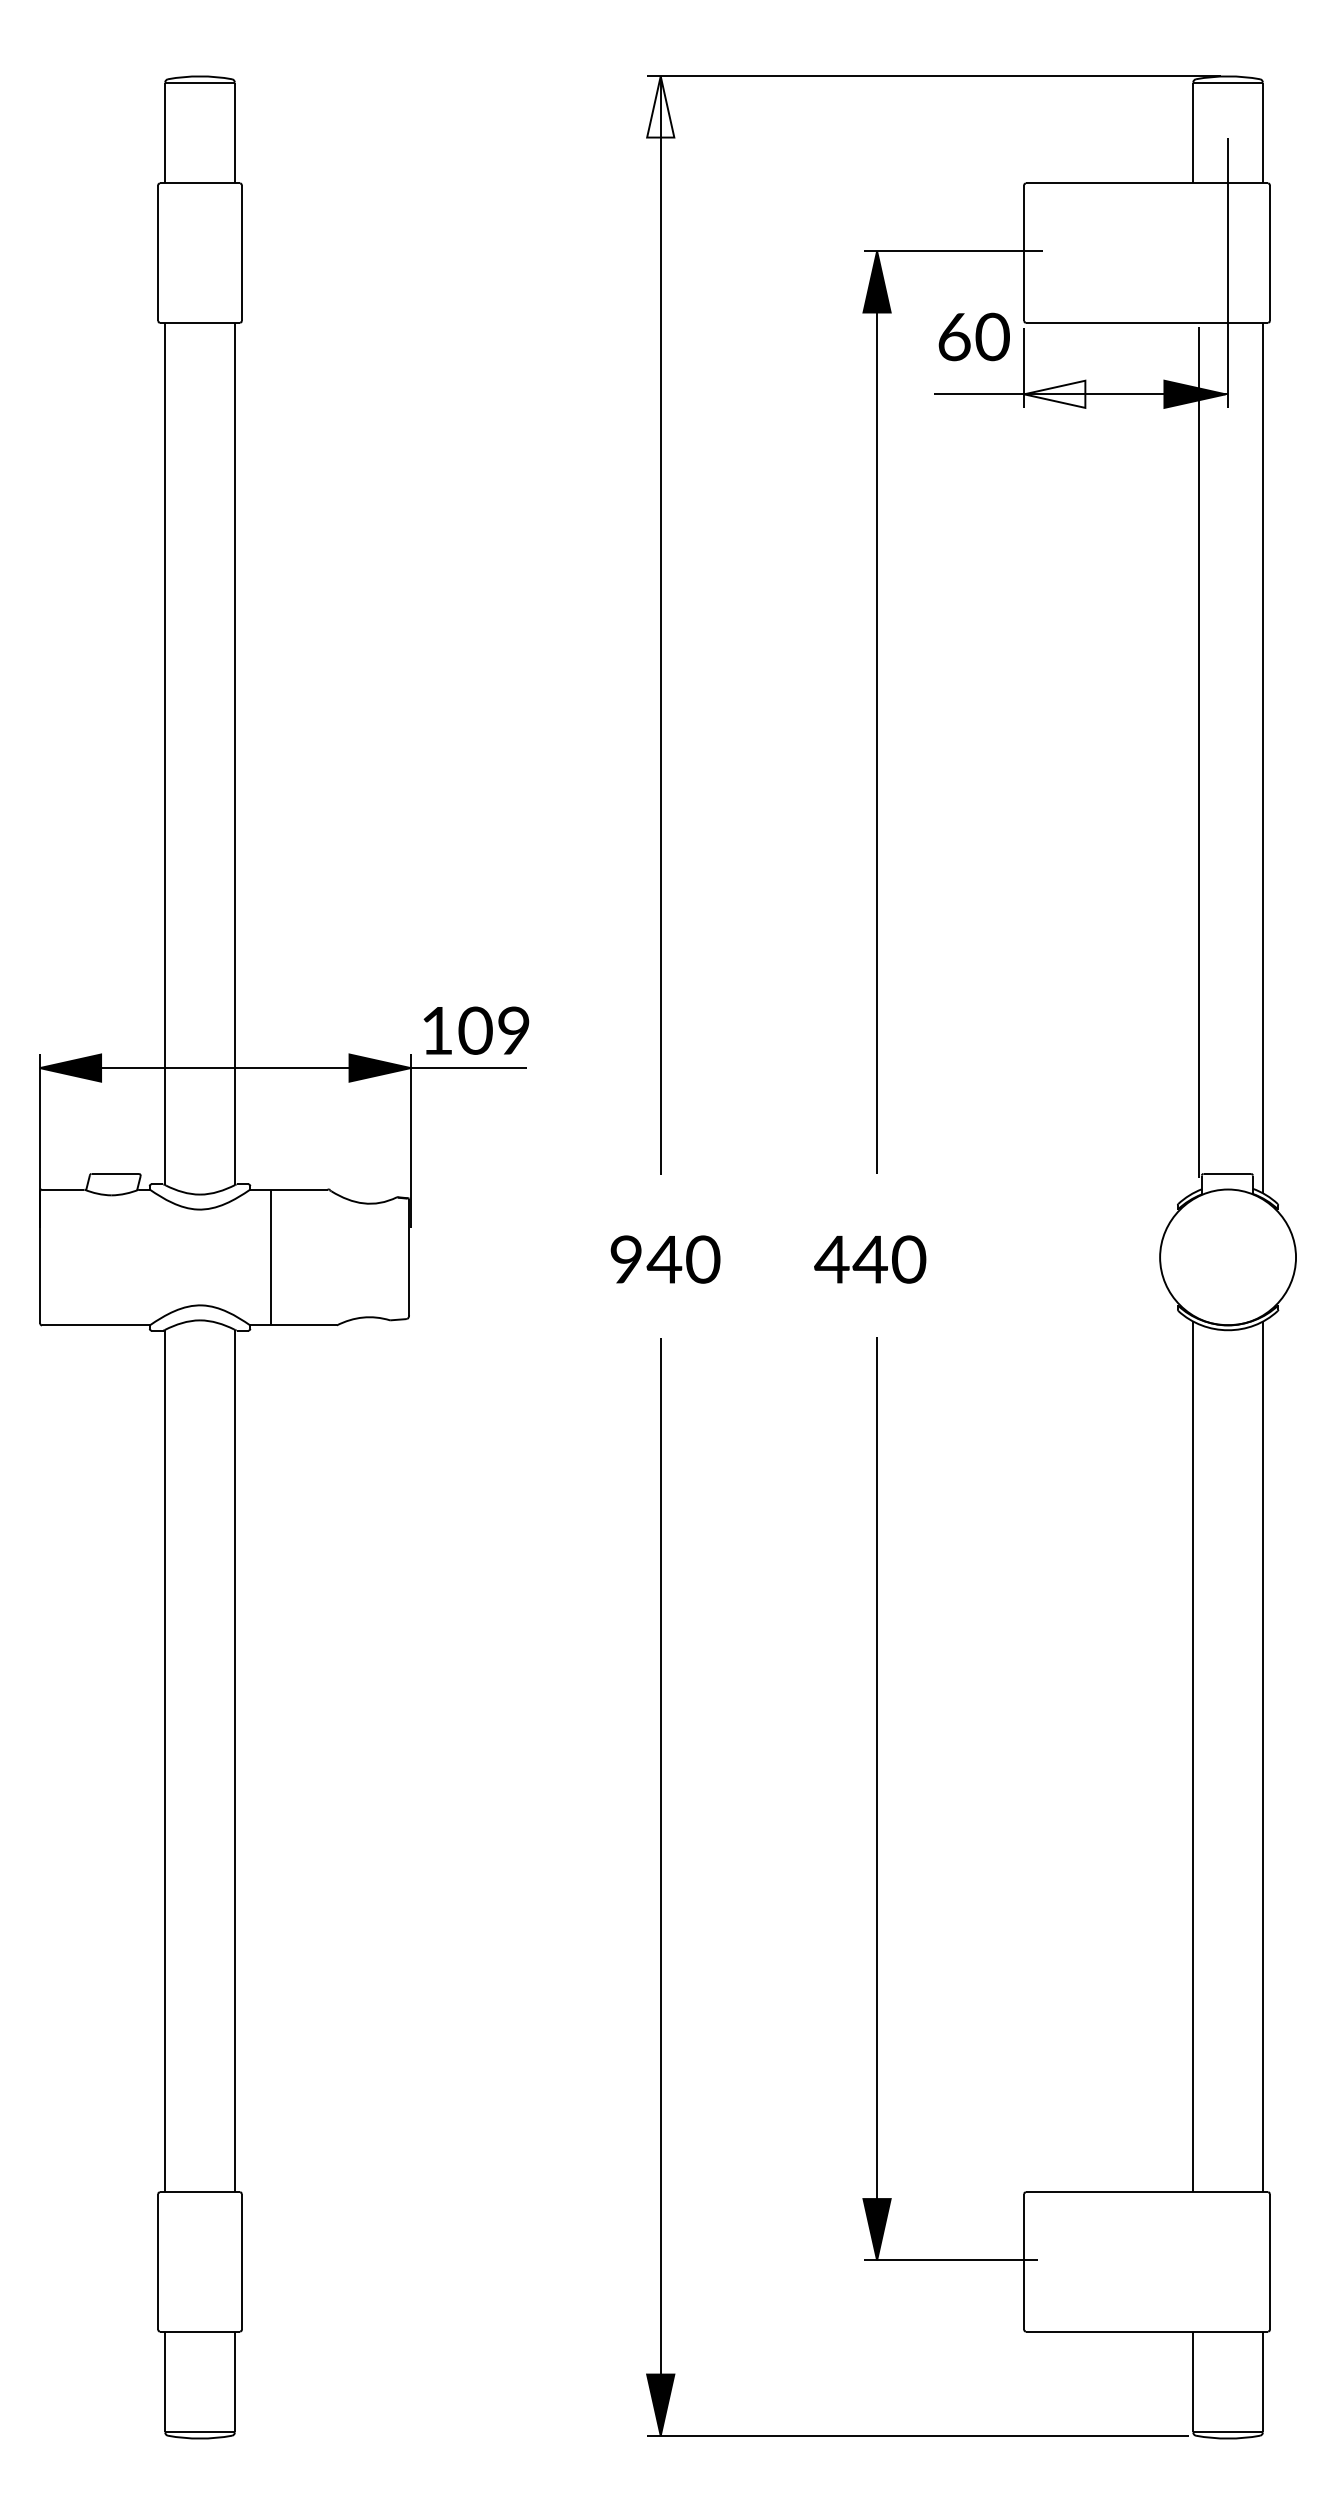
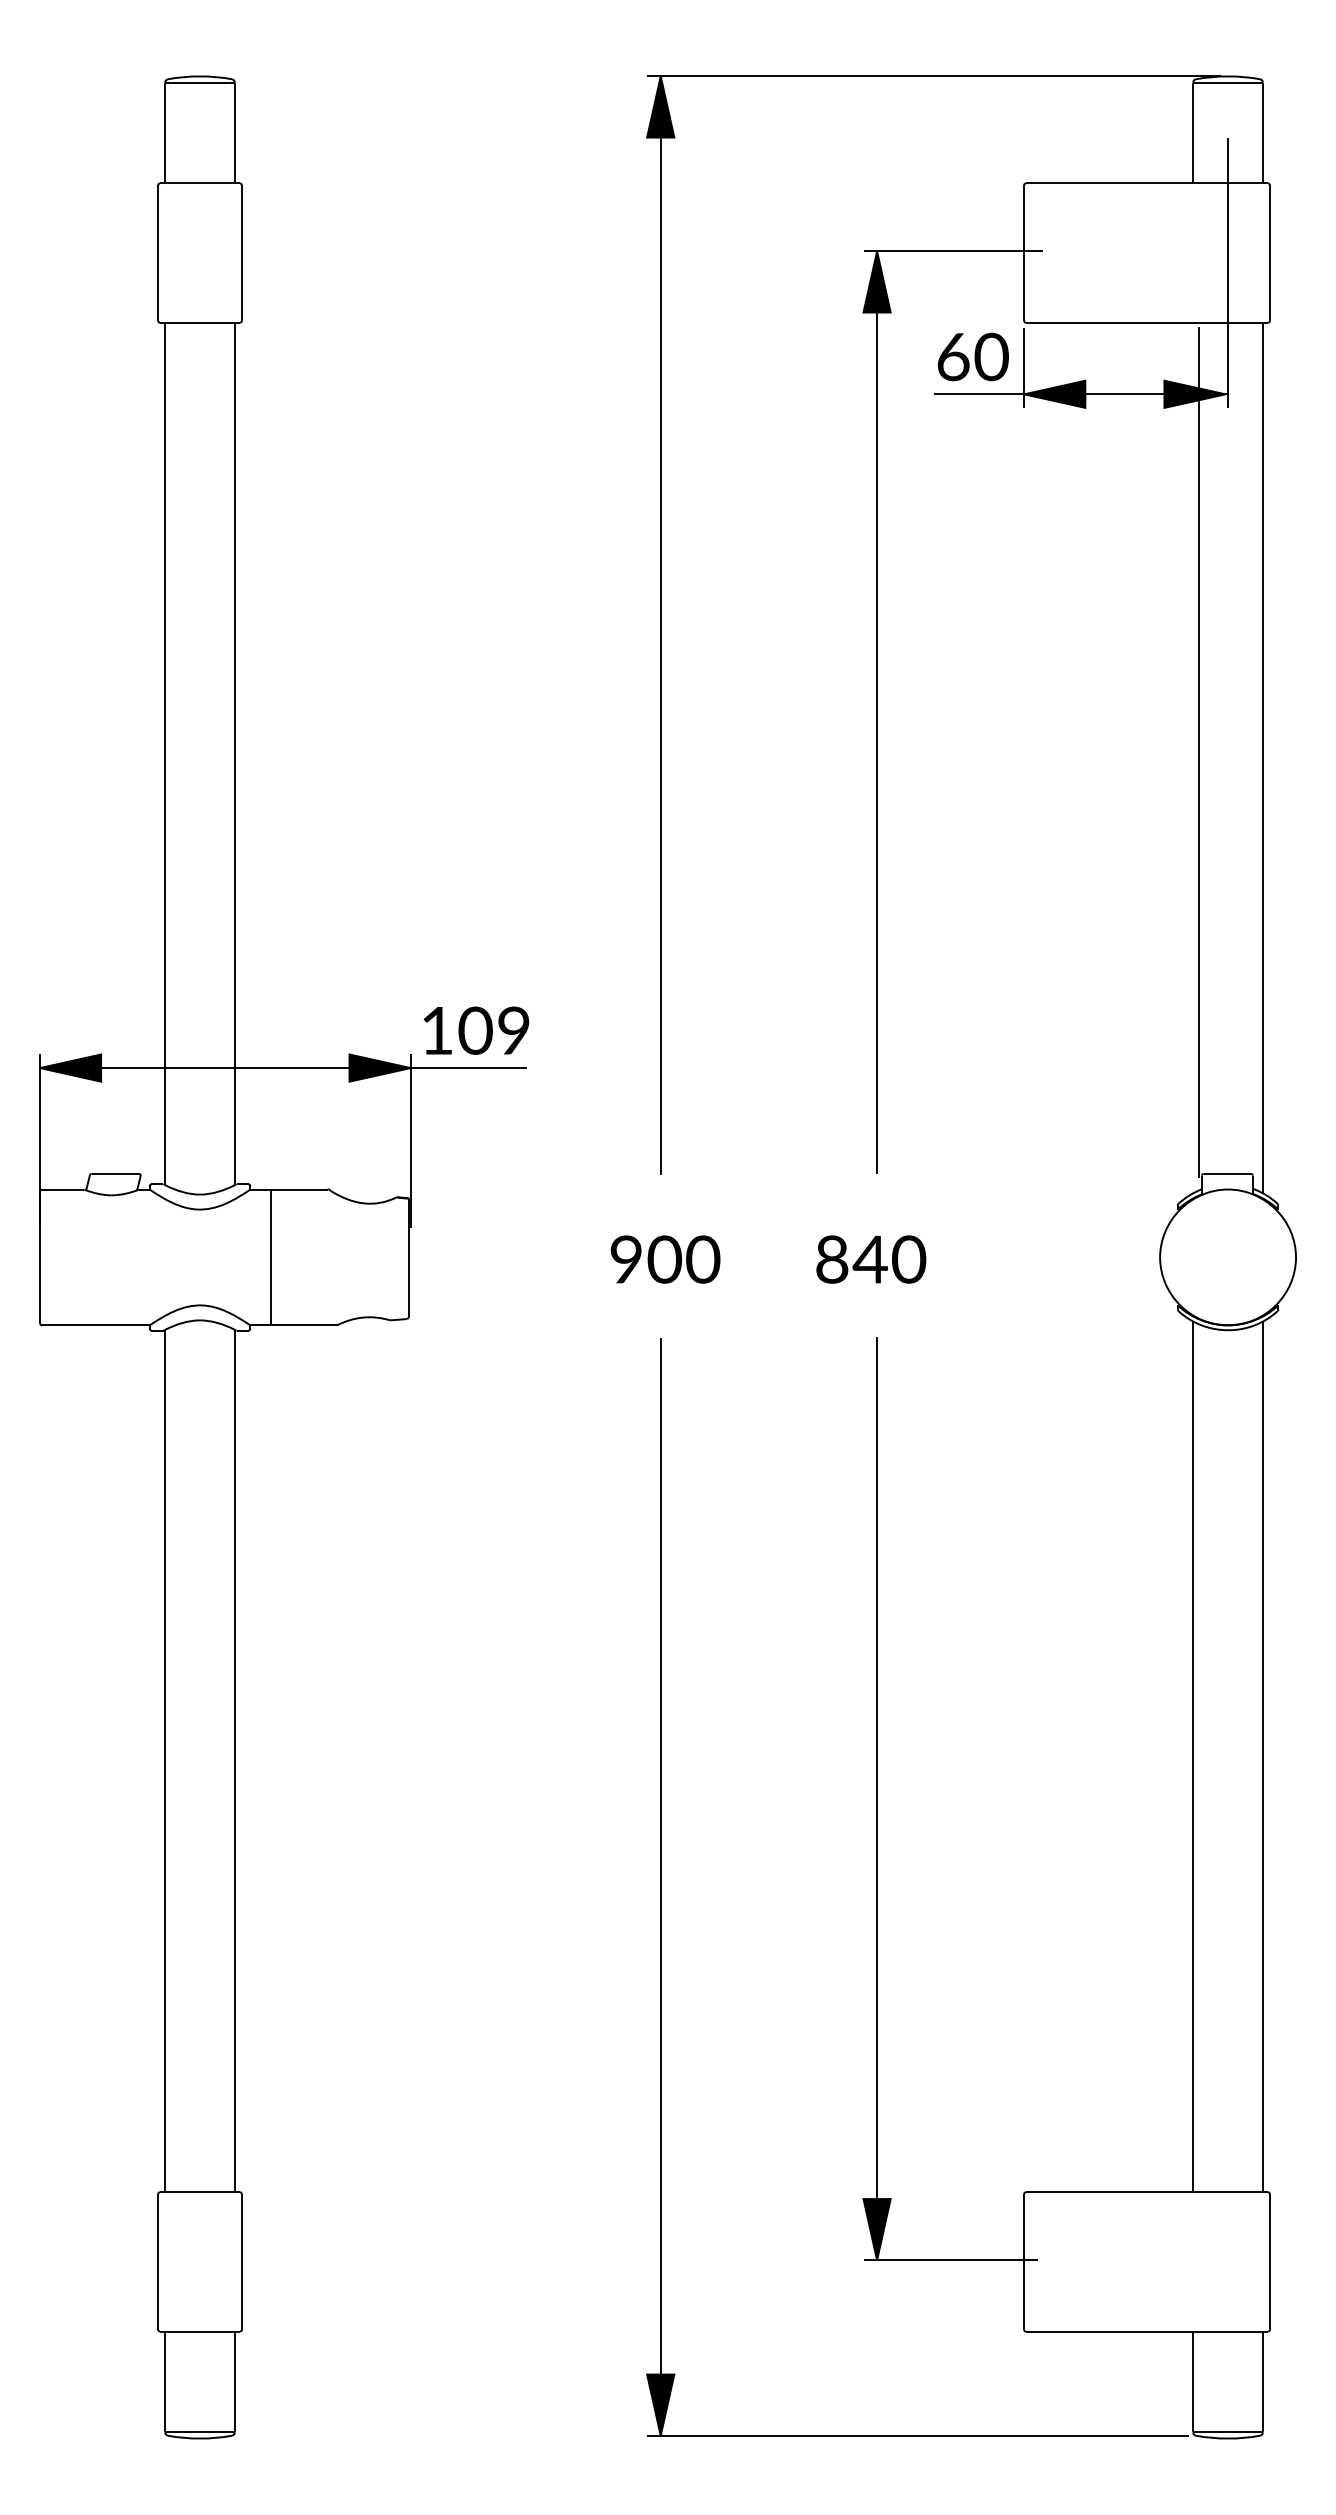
fill: none -> present (660, 106)
text position: (973, 336) -> (972, 356) (972, 356)
fill: none -> present (1054, 393)
text: 940 -> 900 (664, 1259)
text: 440 -> 840 (831, 1259)
